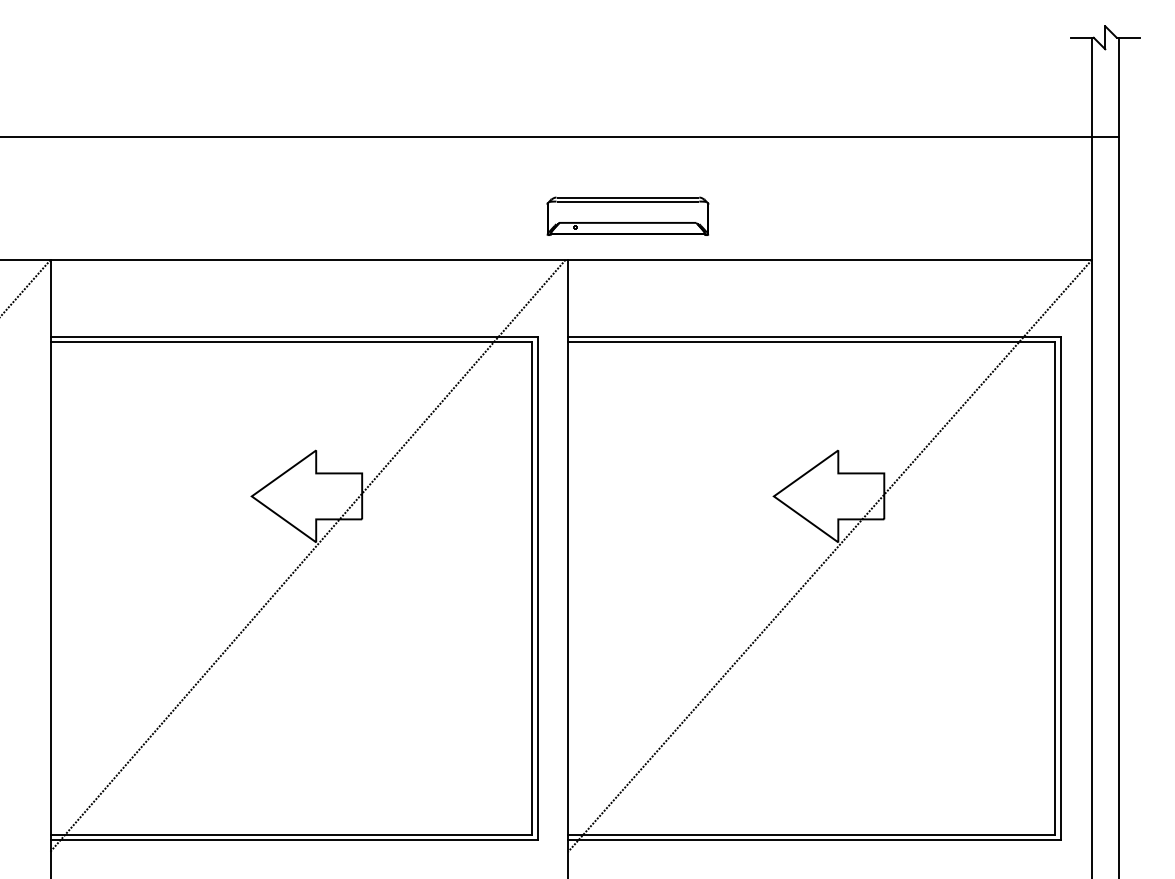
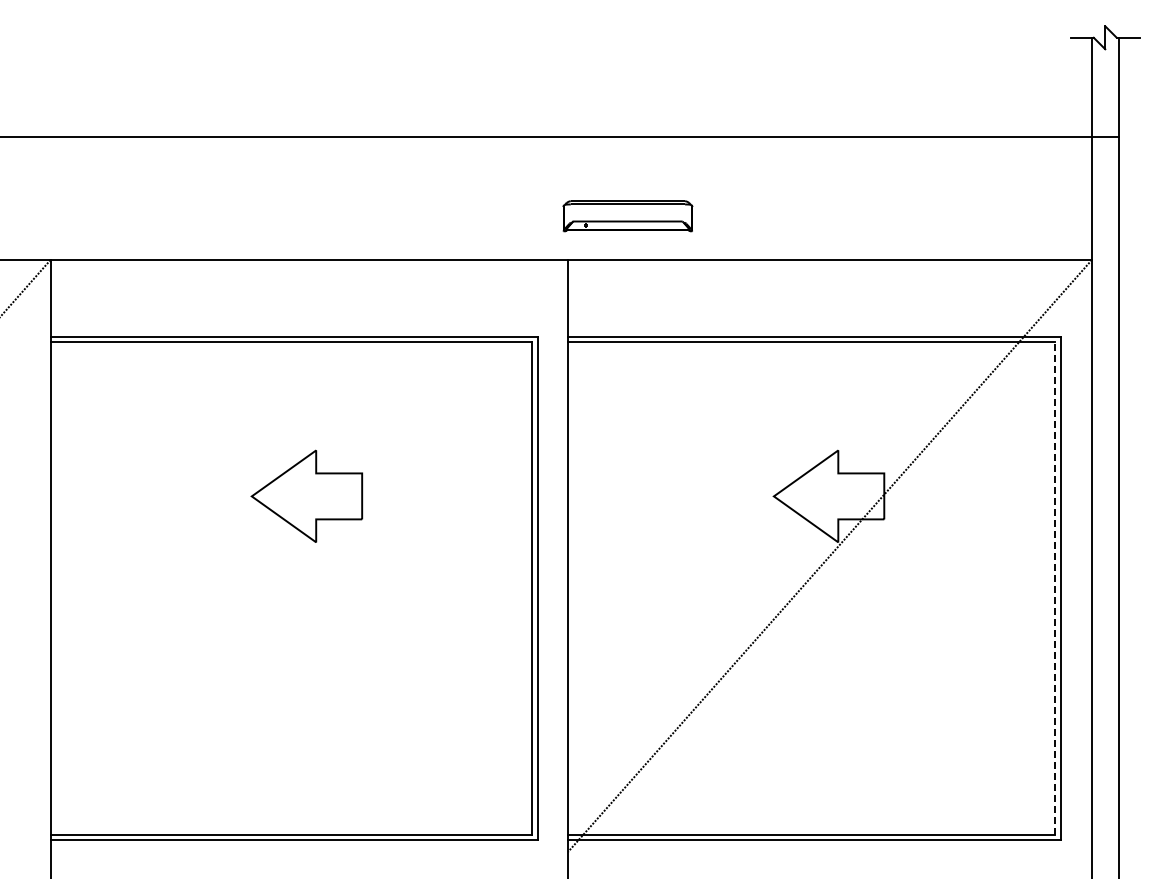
part size: 164x40 px -> 132x33 px (627, 216)
line: present -> none (307, 555)
line: solid -> dashed (1055, 587)
